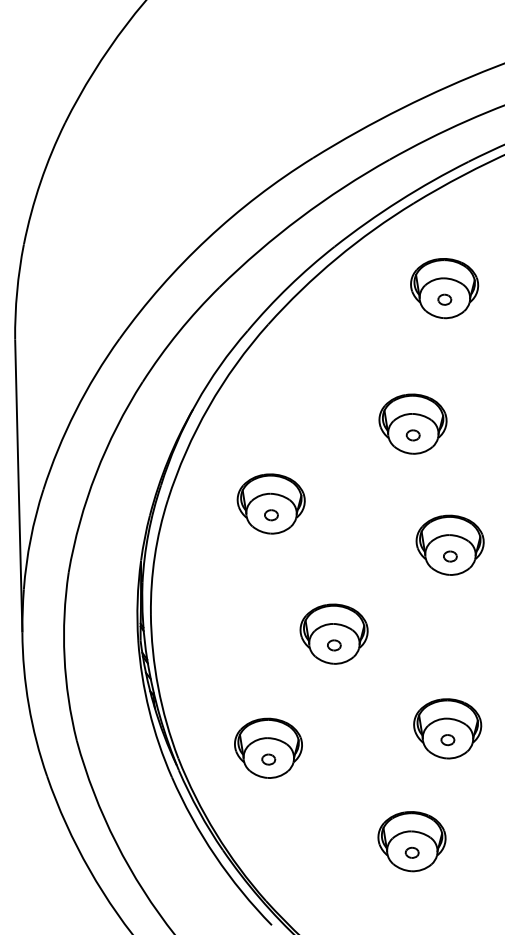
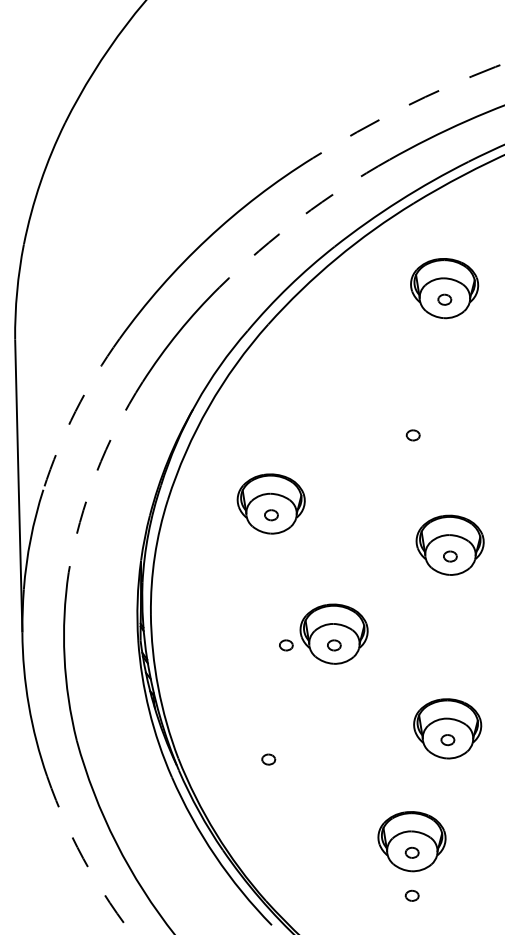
arc: solid -> dashed (406, 106)
arc: solid -> dashed (300, 217)
arc: solid -> dashed (75, 411)
part: present -> none (412, 423)
arc: solid -> dashed (96, 473)
part: none -> present (286, 645)
part: present -> none (268, 747)
arc: solid -> dashed (83, 859)
part: none -> present (411, 895)
